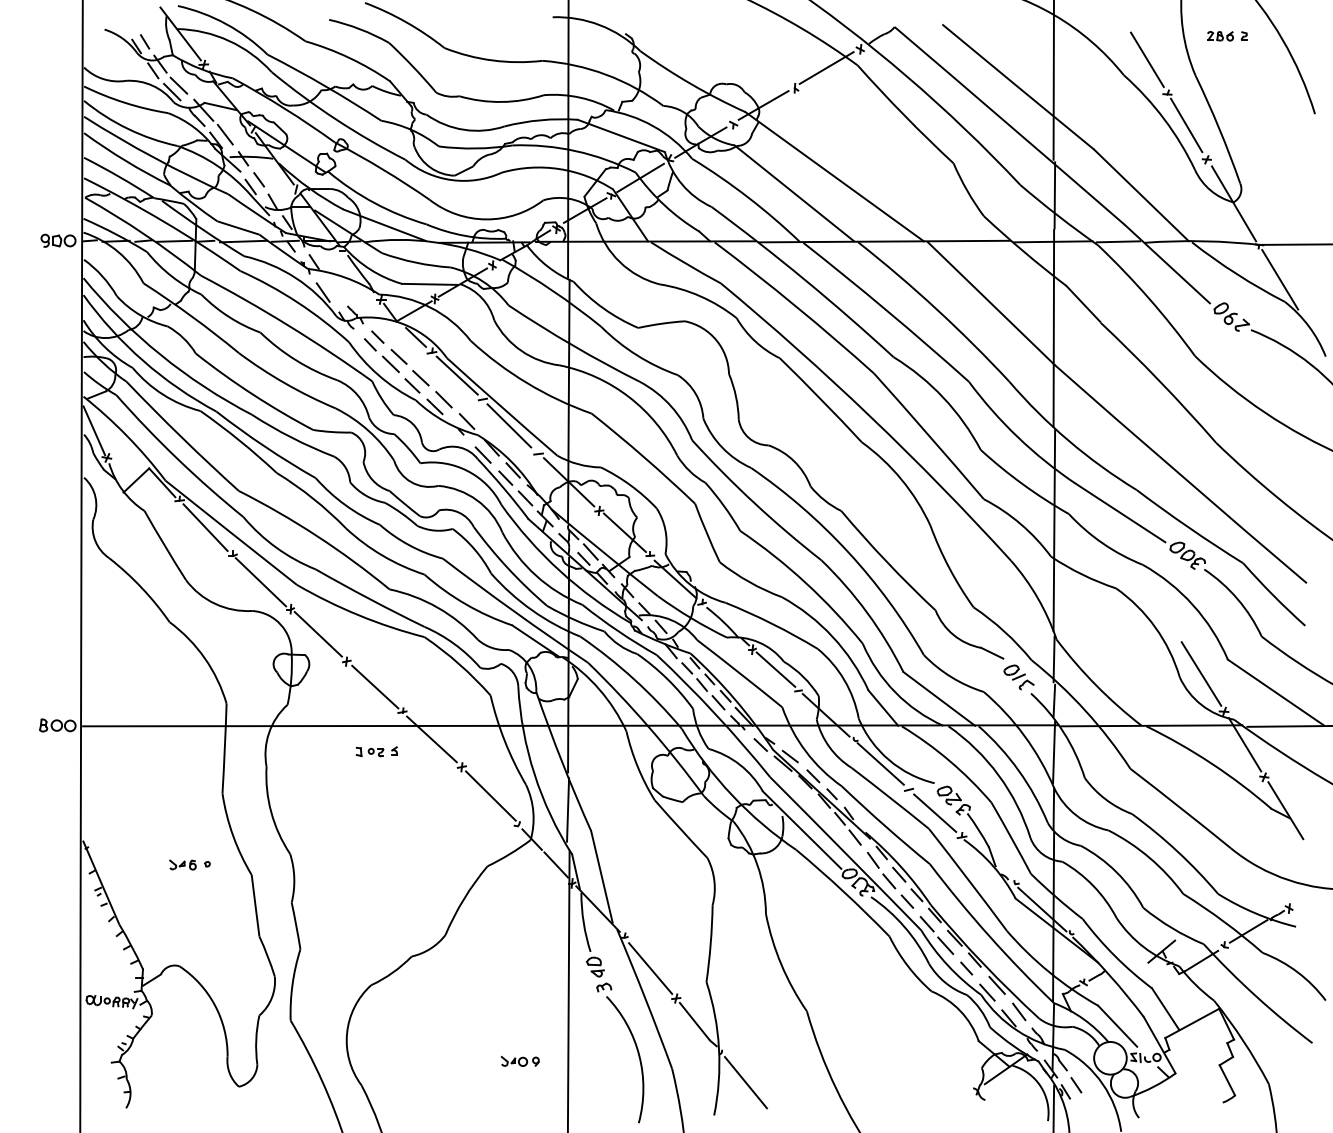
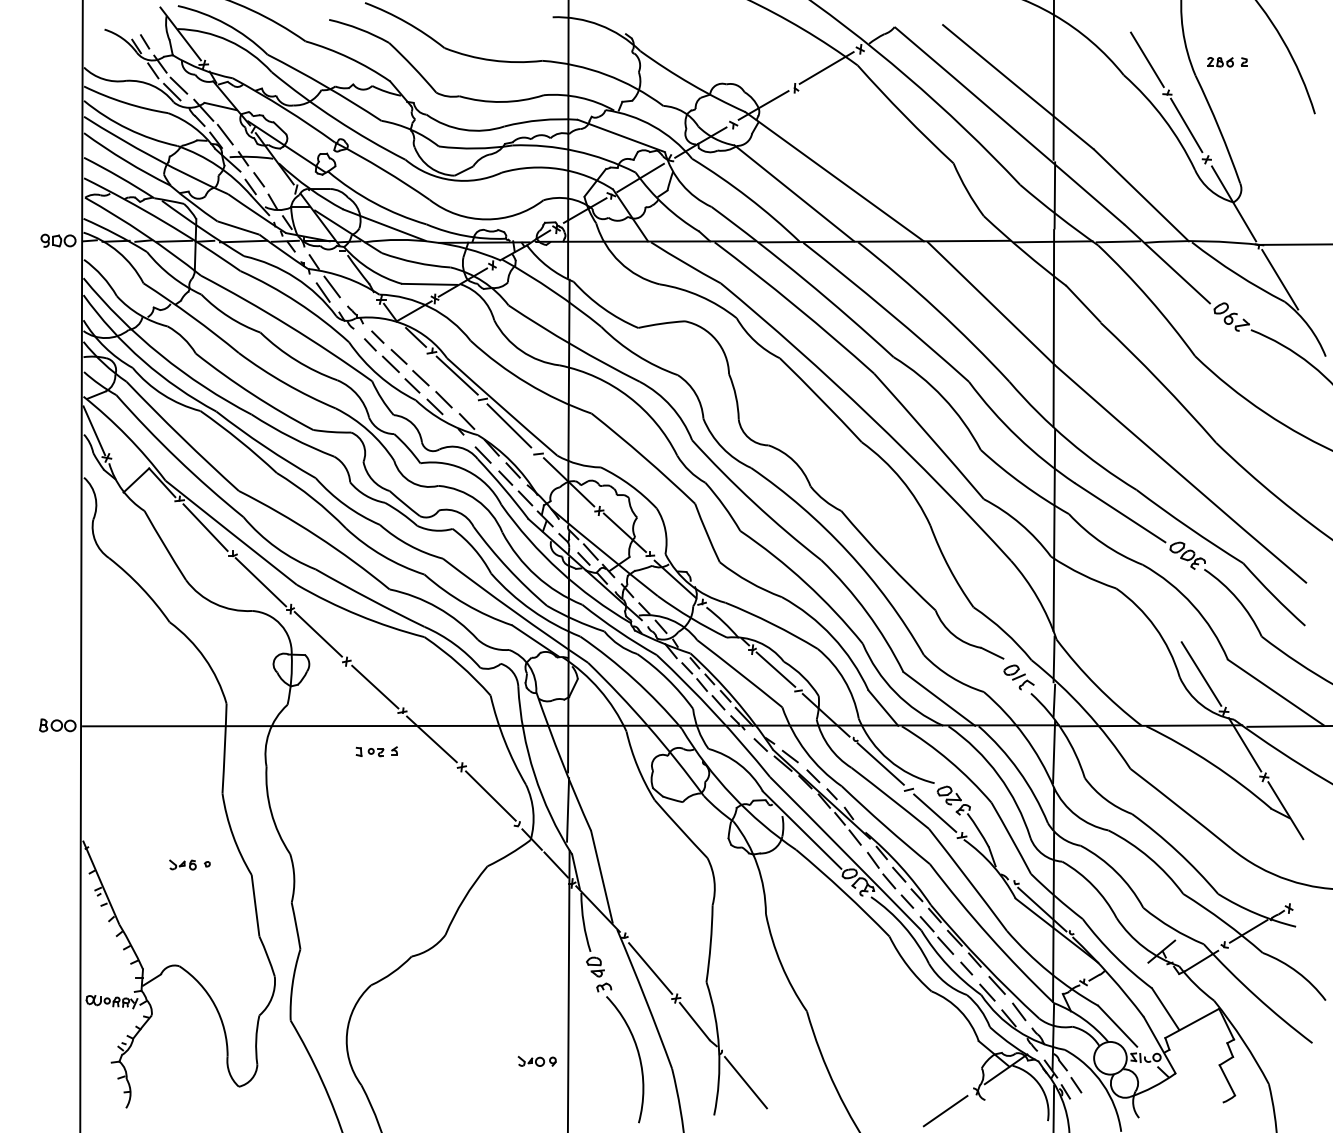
part position: (1227, 36) -> (1227, 62) (1227, 62)
line: none -> present (331, 286)
part position: (519, 1061) -> (536, 1061) (536, 1061)
line: none -> present (945, 1110)
